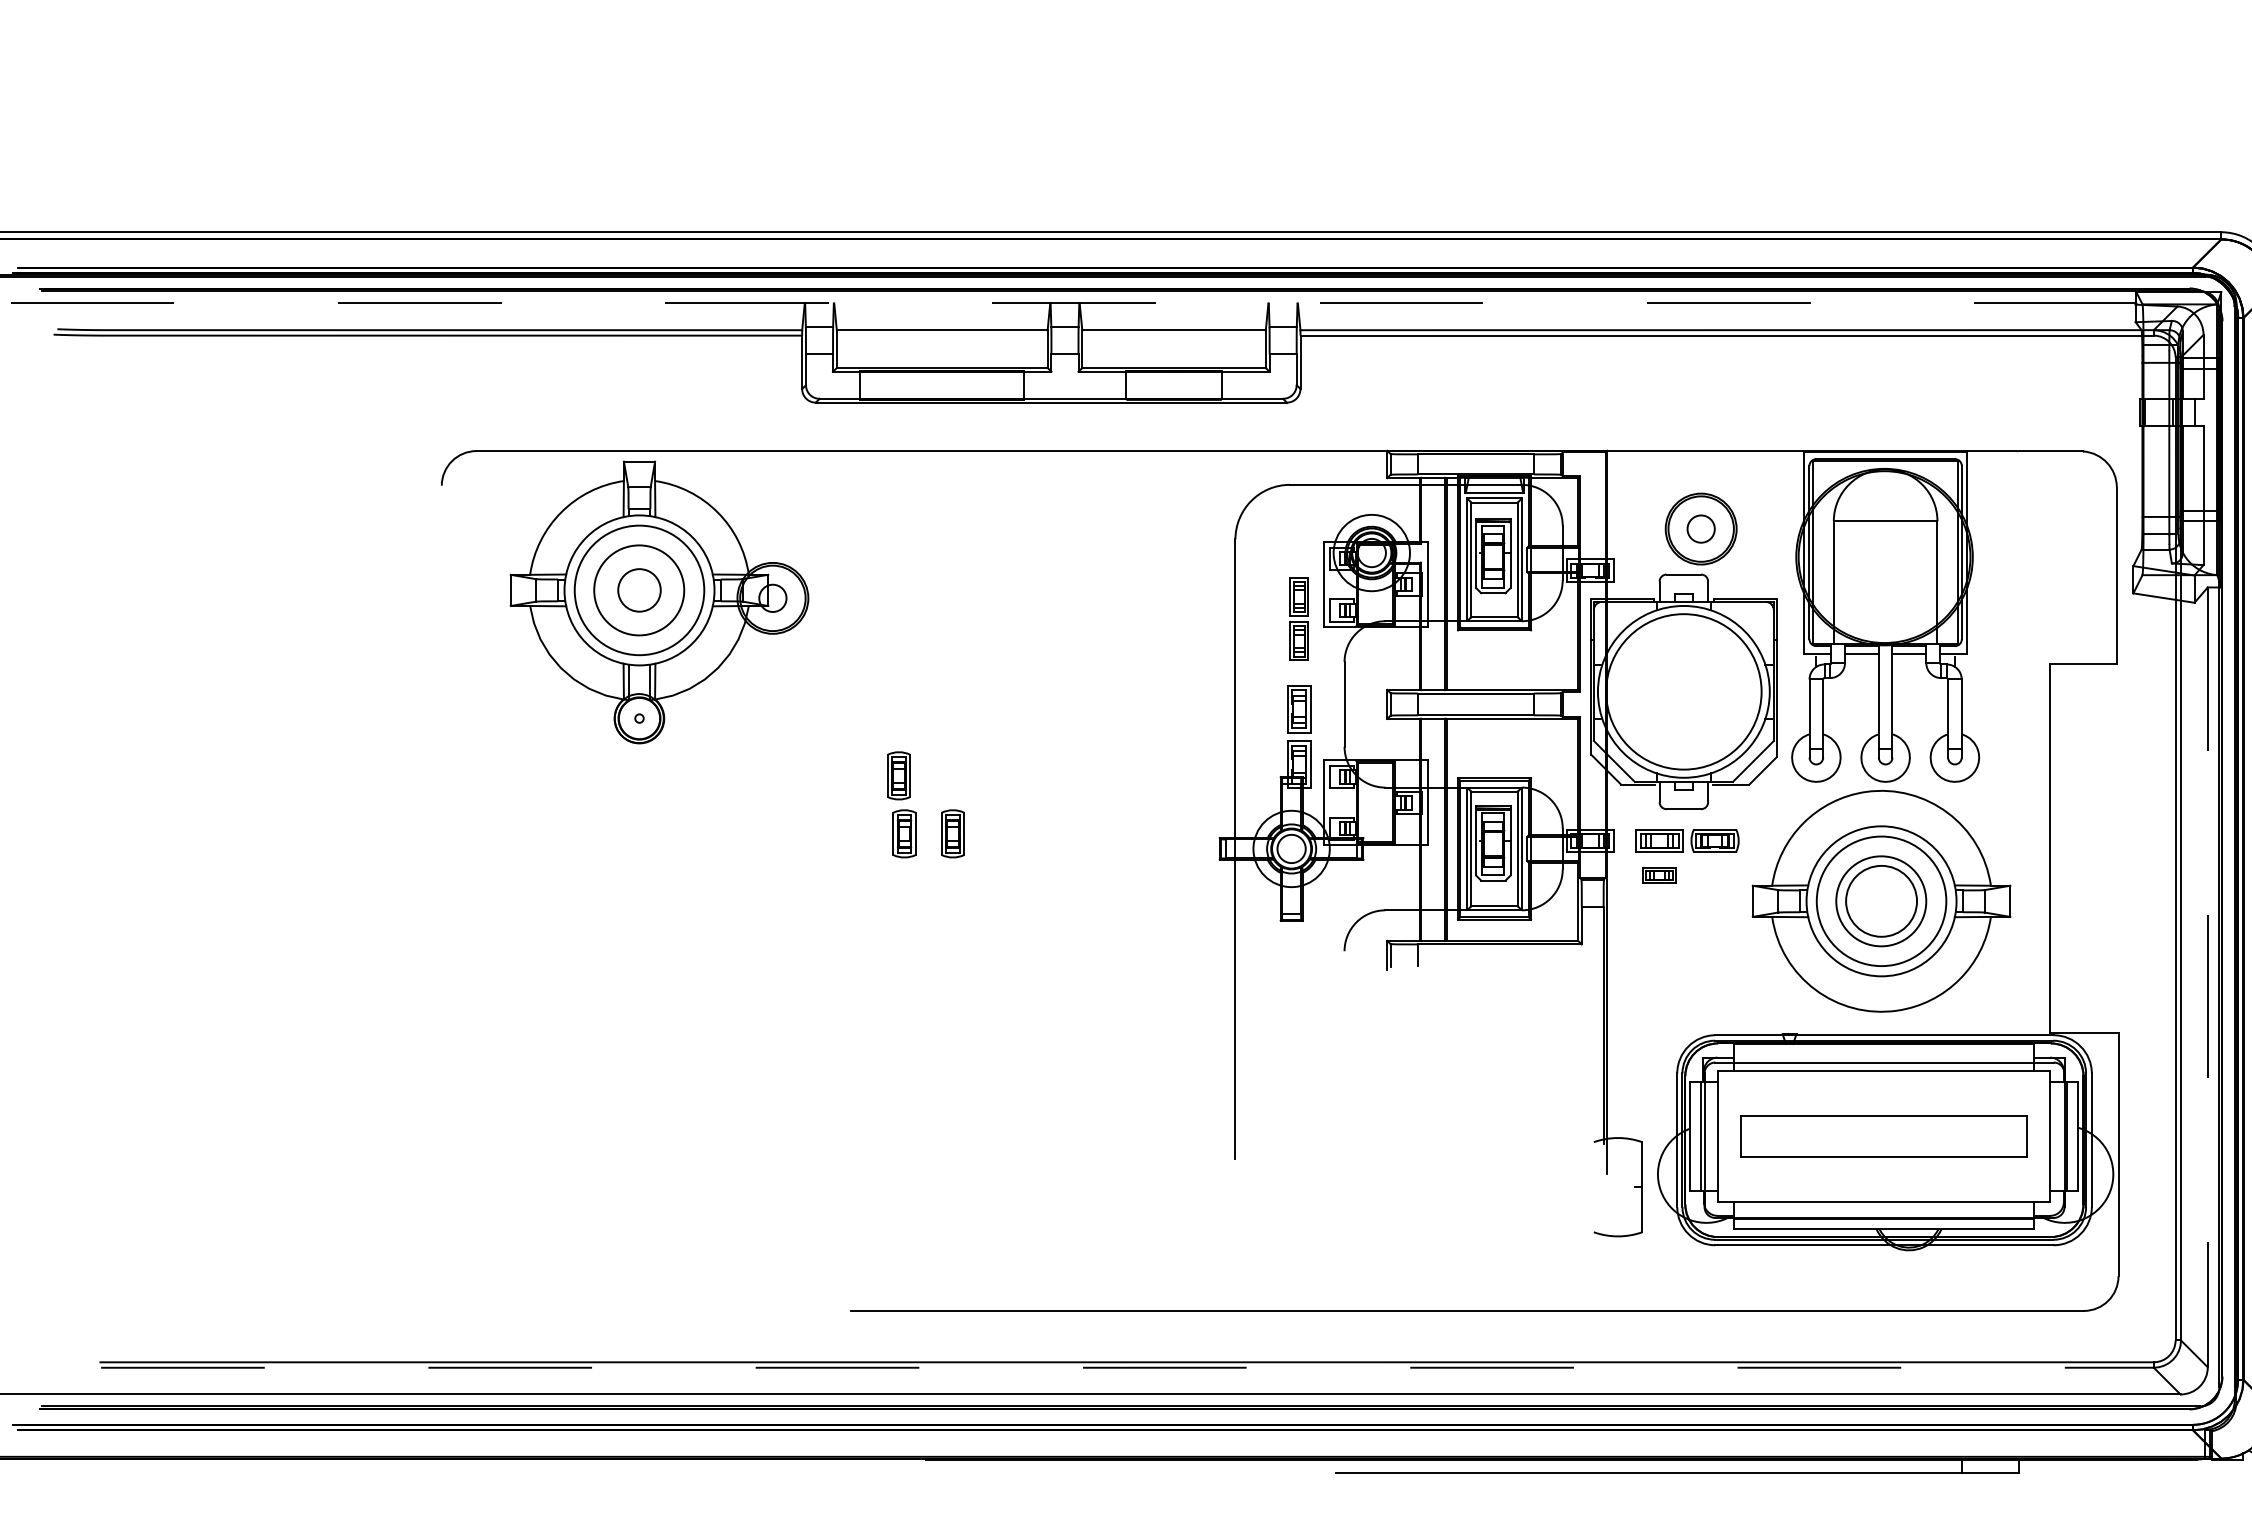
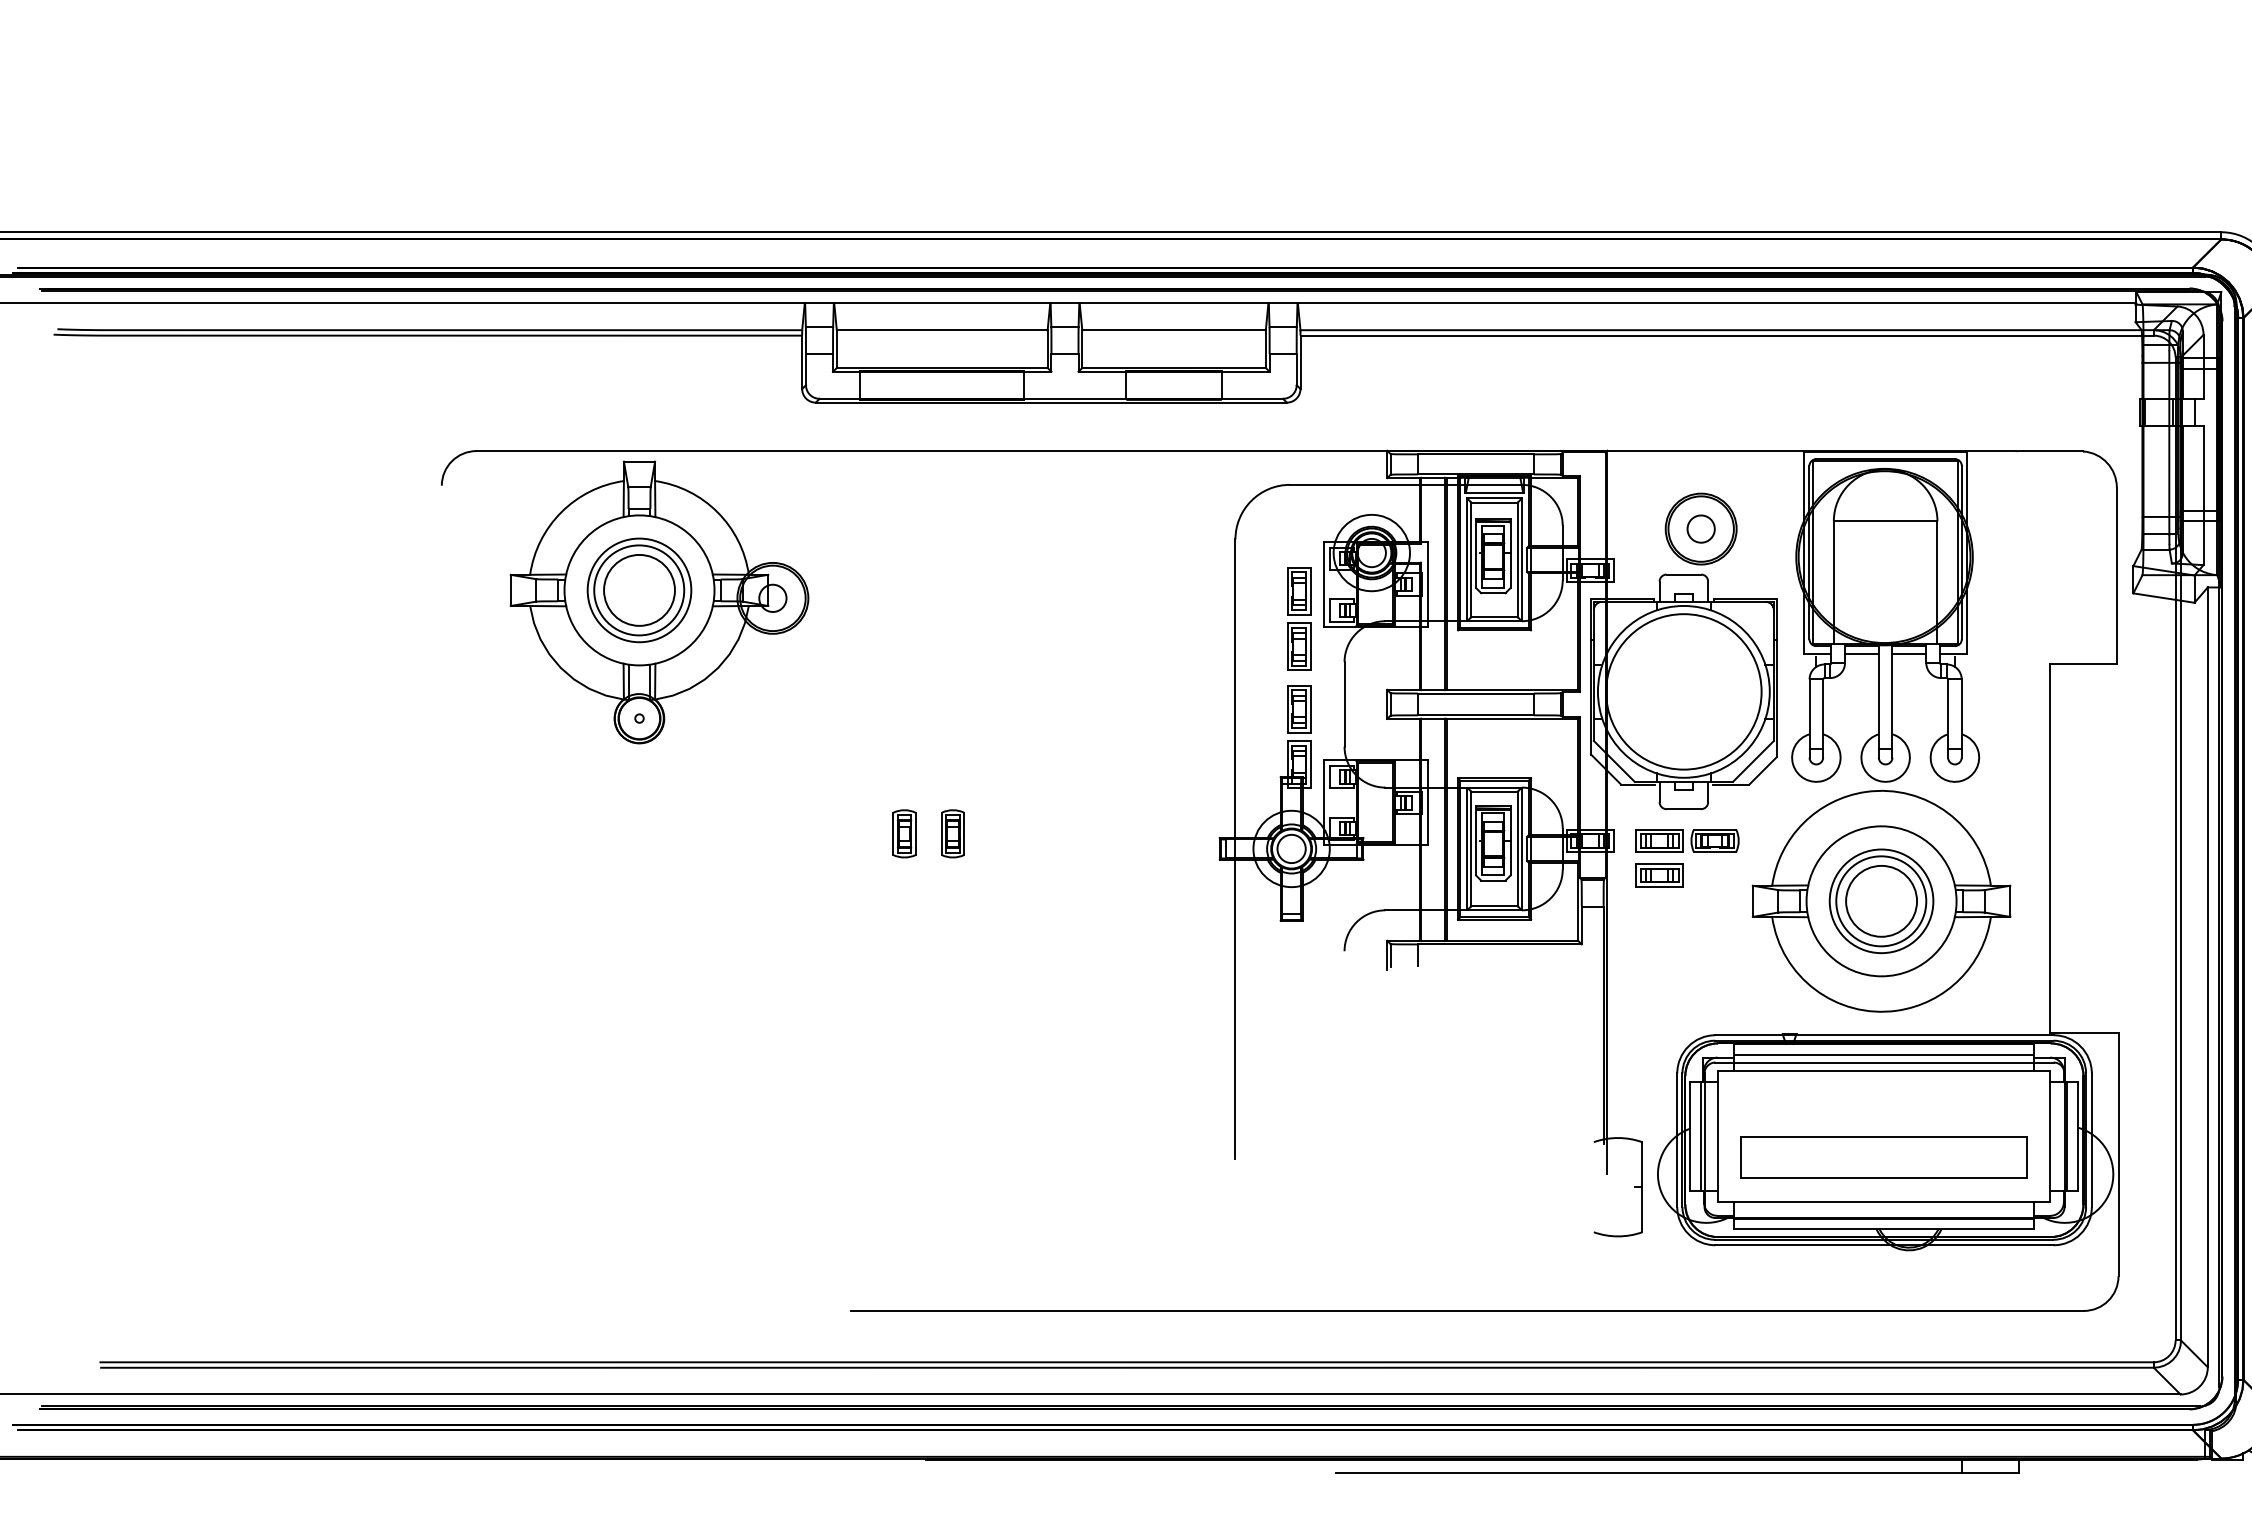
line: dashed -> solid (1068, 303)
circle diameter: 130 px -> 104 px (639, 590)
circle diameter: 43 px -> 71 px (639, 589)
part size: 20x84 px -> 25x104 px (1299, 618)
part: present -> none (898, 775)
part size: 35x17 px -> 49x25 px (1659, 875)
circle diameter: 130 px -> 104 px (1881, 901)
line: dashed -> solid (2207, 977)
line: none -> present (1883, 1054)
part position: (1883, 1136) -> (1883, 1157) (1883, 1157)
line: dashed -> solid (1127, 1367)
